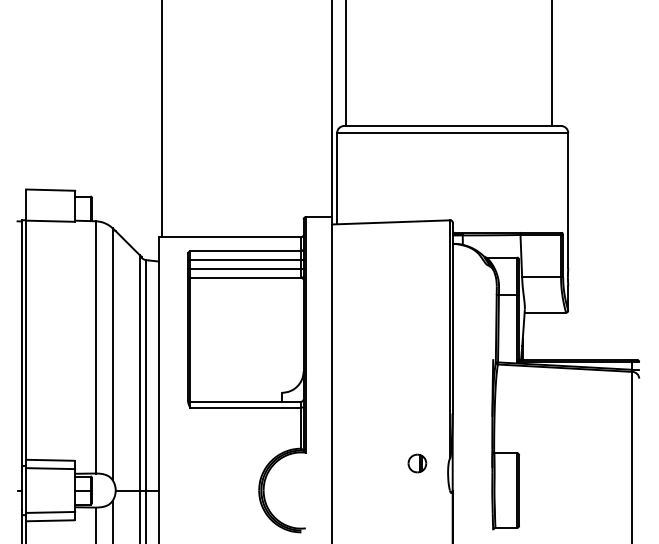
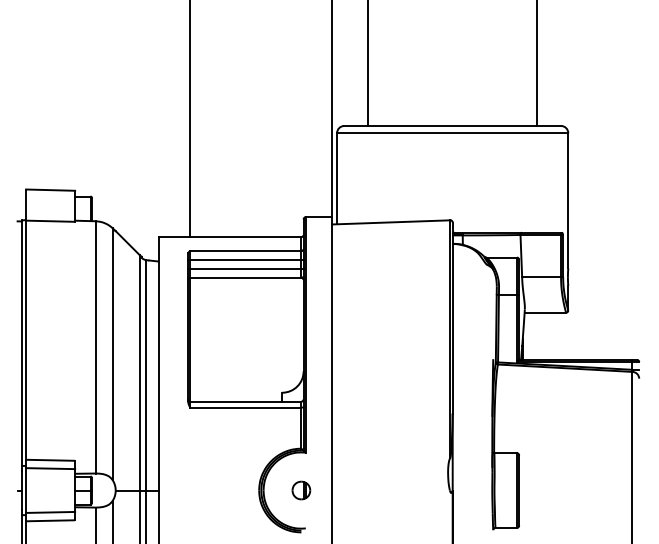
line position: (346, 64) -> (368, 64) (368, 64)
line position: (552, 64) -> (537, 64) (537, 64)
line position: (161, 119) -> (189, 119) (189, 119)
part position: (417, 463) -> (301, 490) (301, 490)
